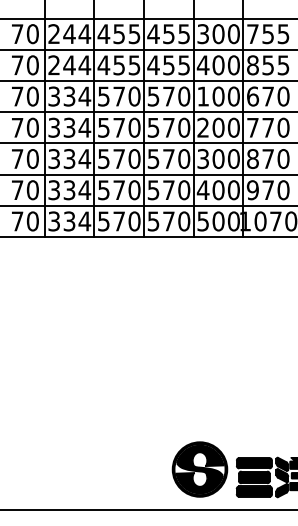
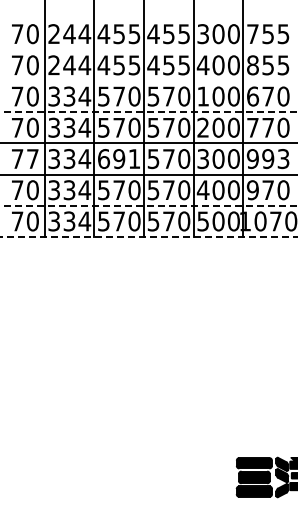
line: present -> none (148, 18)
line: present -> none (148, 49)
line: present -> none (148, 80)
line: solid -> dashed (149, 112)
text: 70 -> 77 (32, 159)
text: 570 -> 691 (119, 159)
text: 870 -> 993 (267, 159)
line: solid -> dashed (149, 205)
line: solid -> dashed (149, 237)
part: present -> none (199, 469)
line: present -> none (148, 510)
